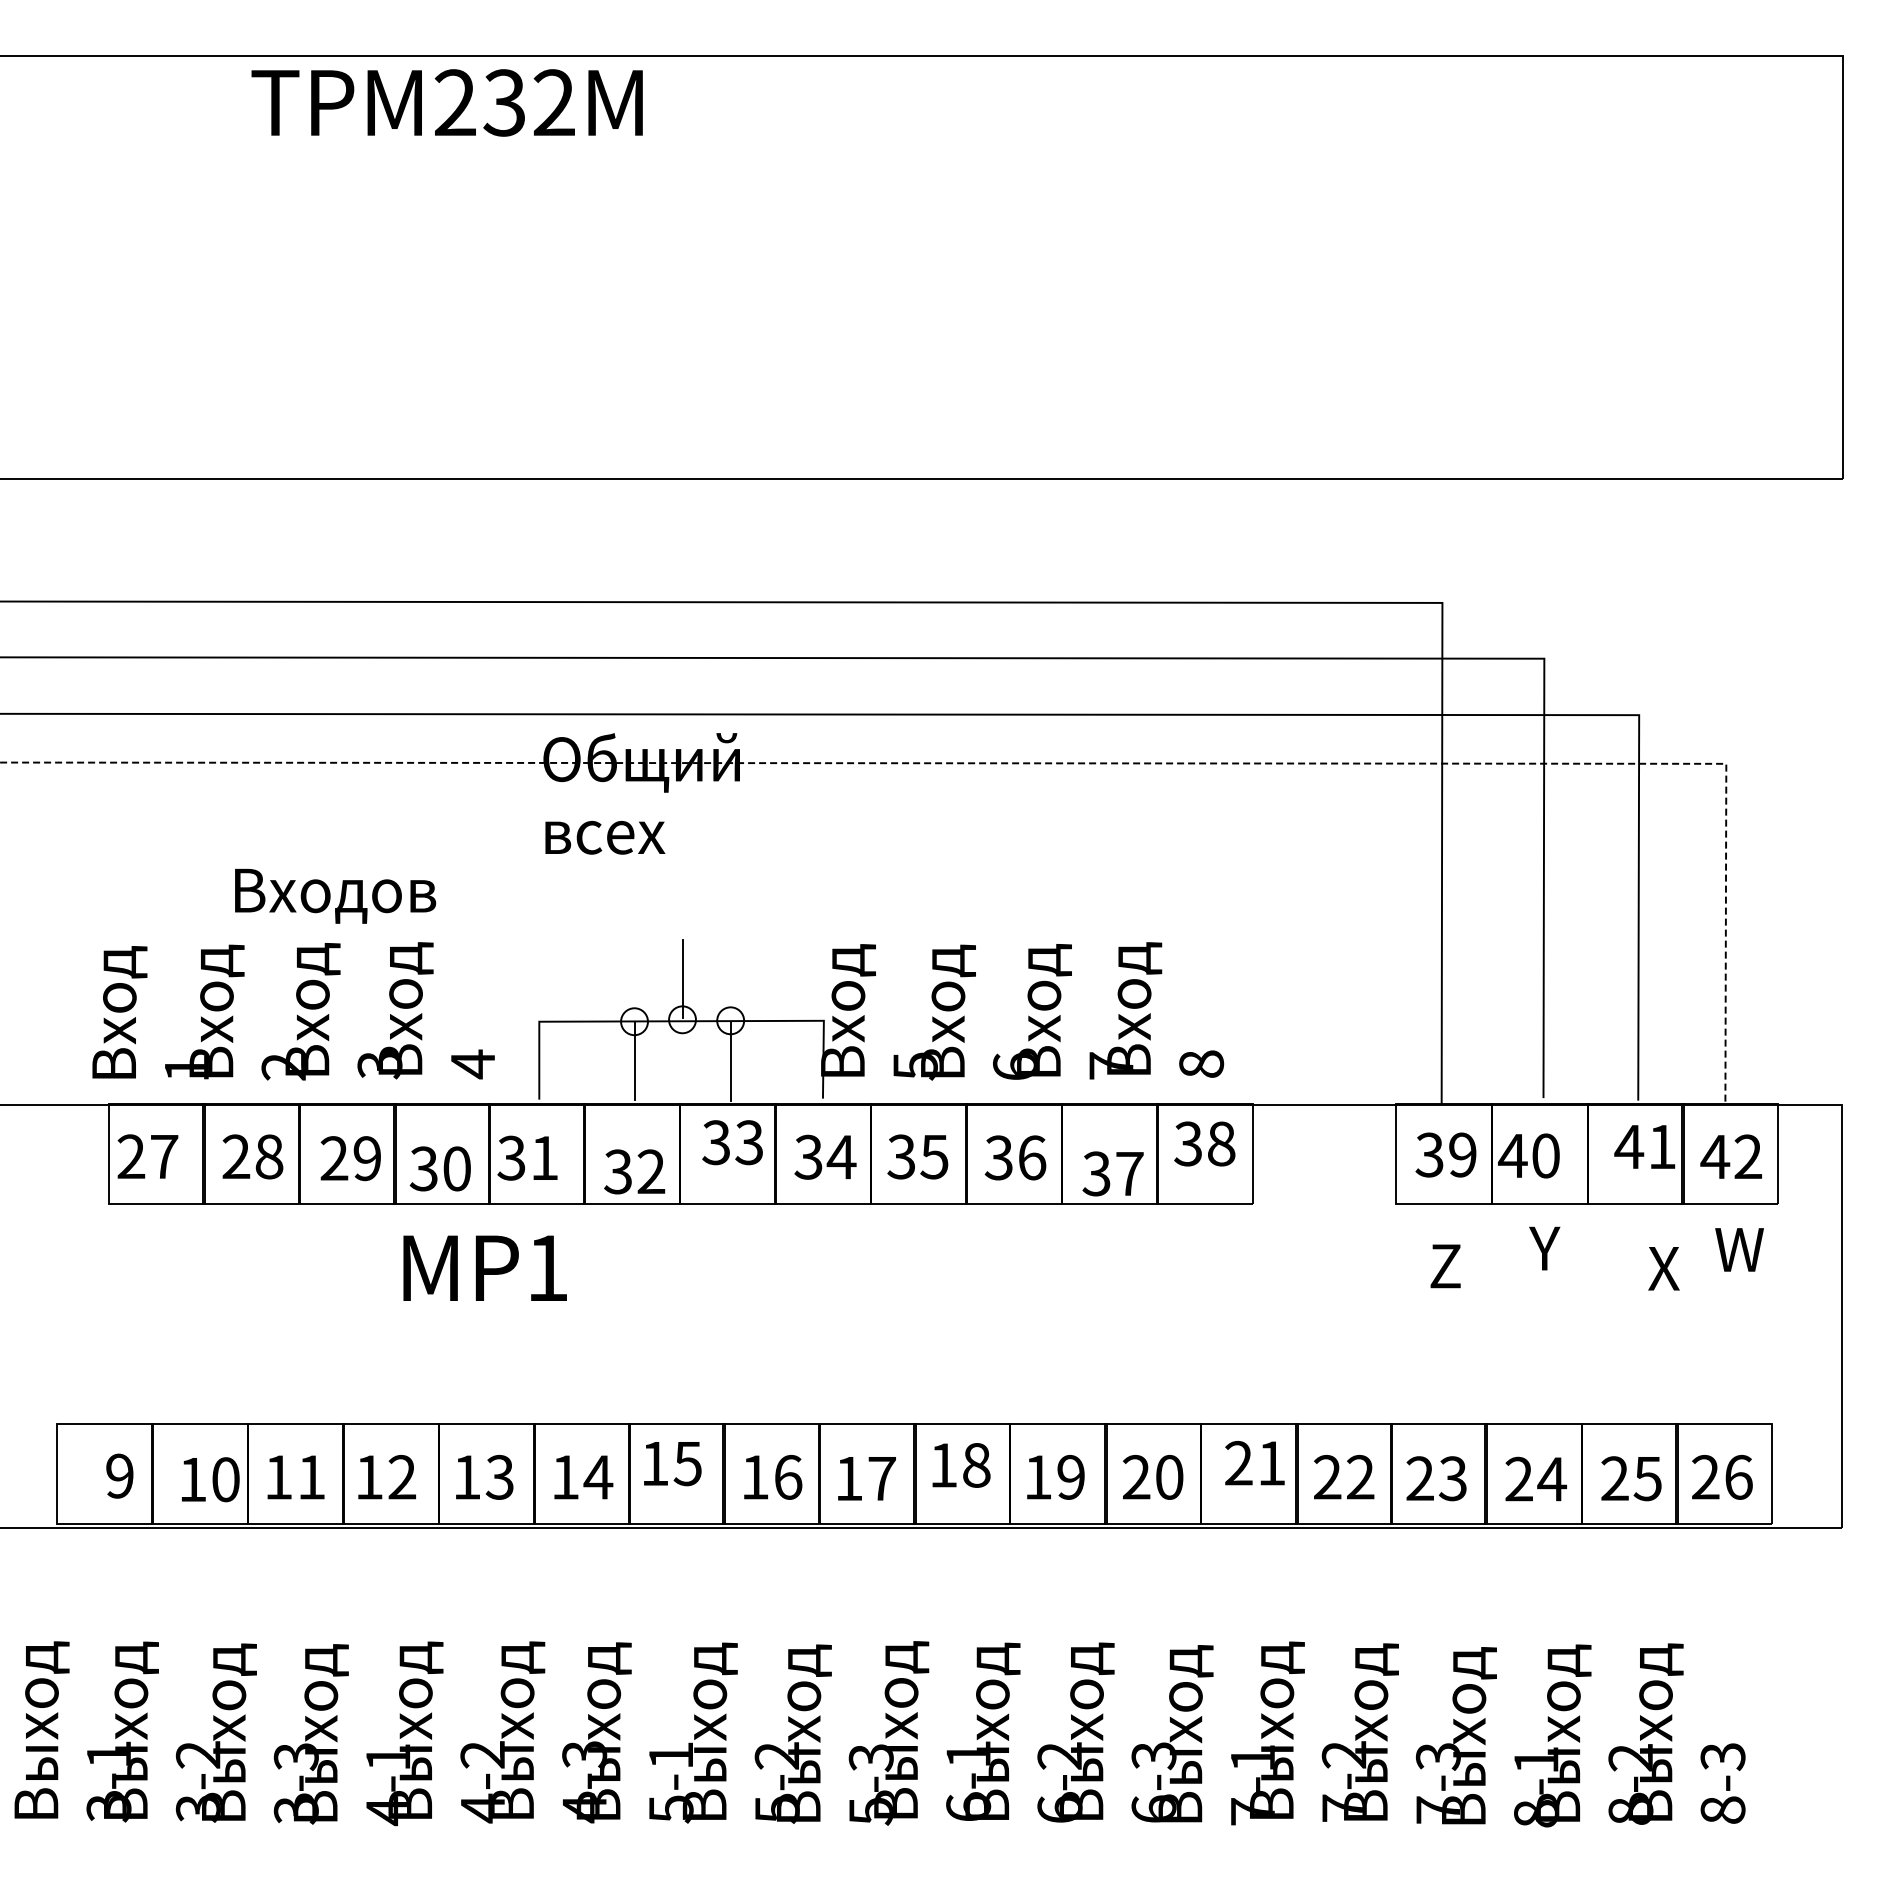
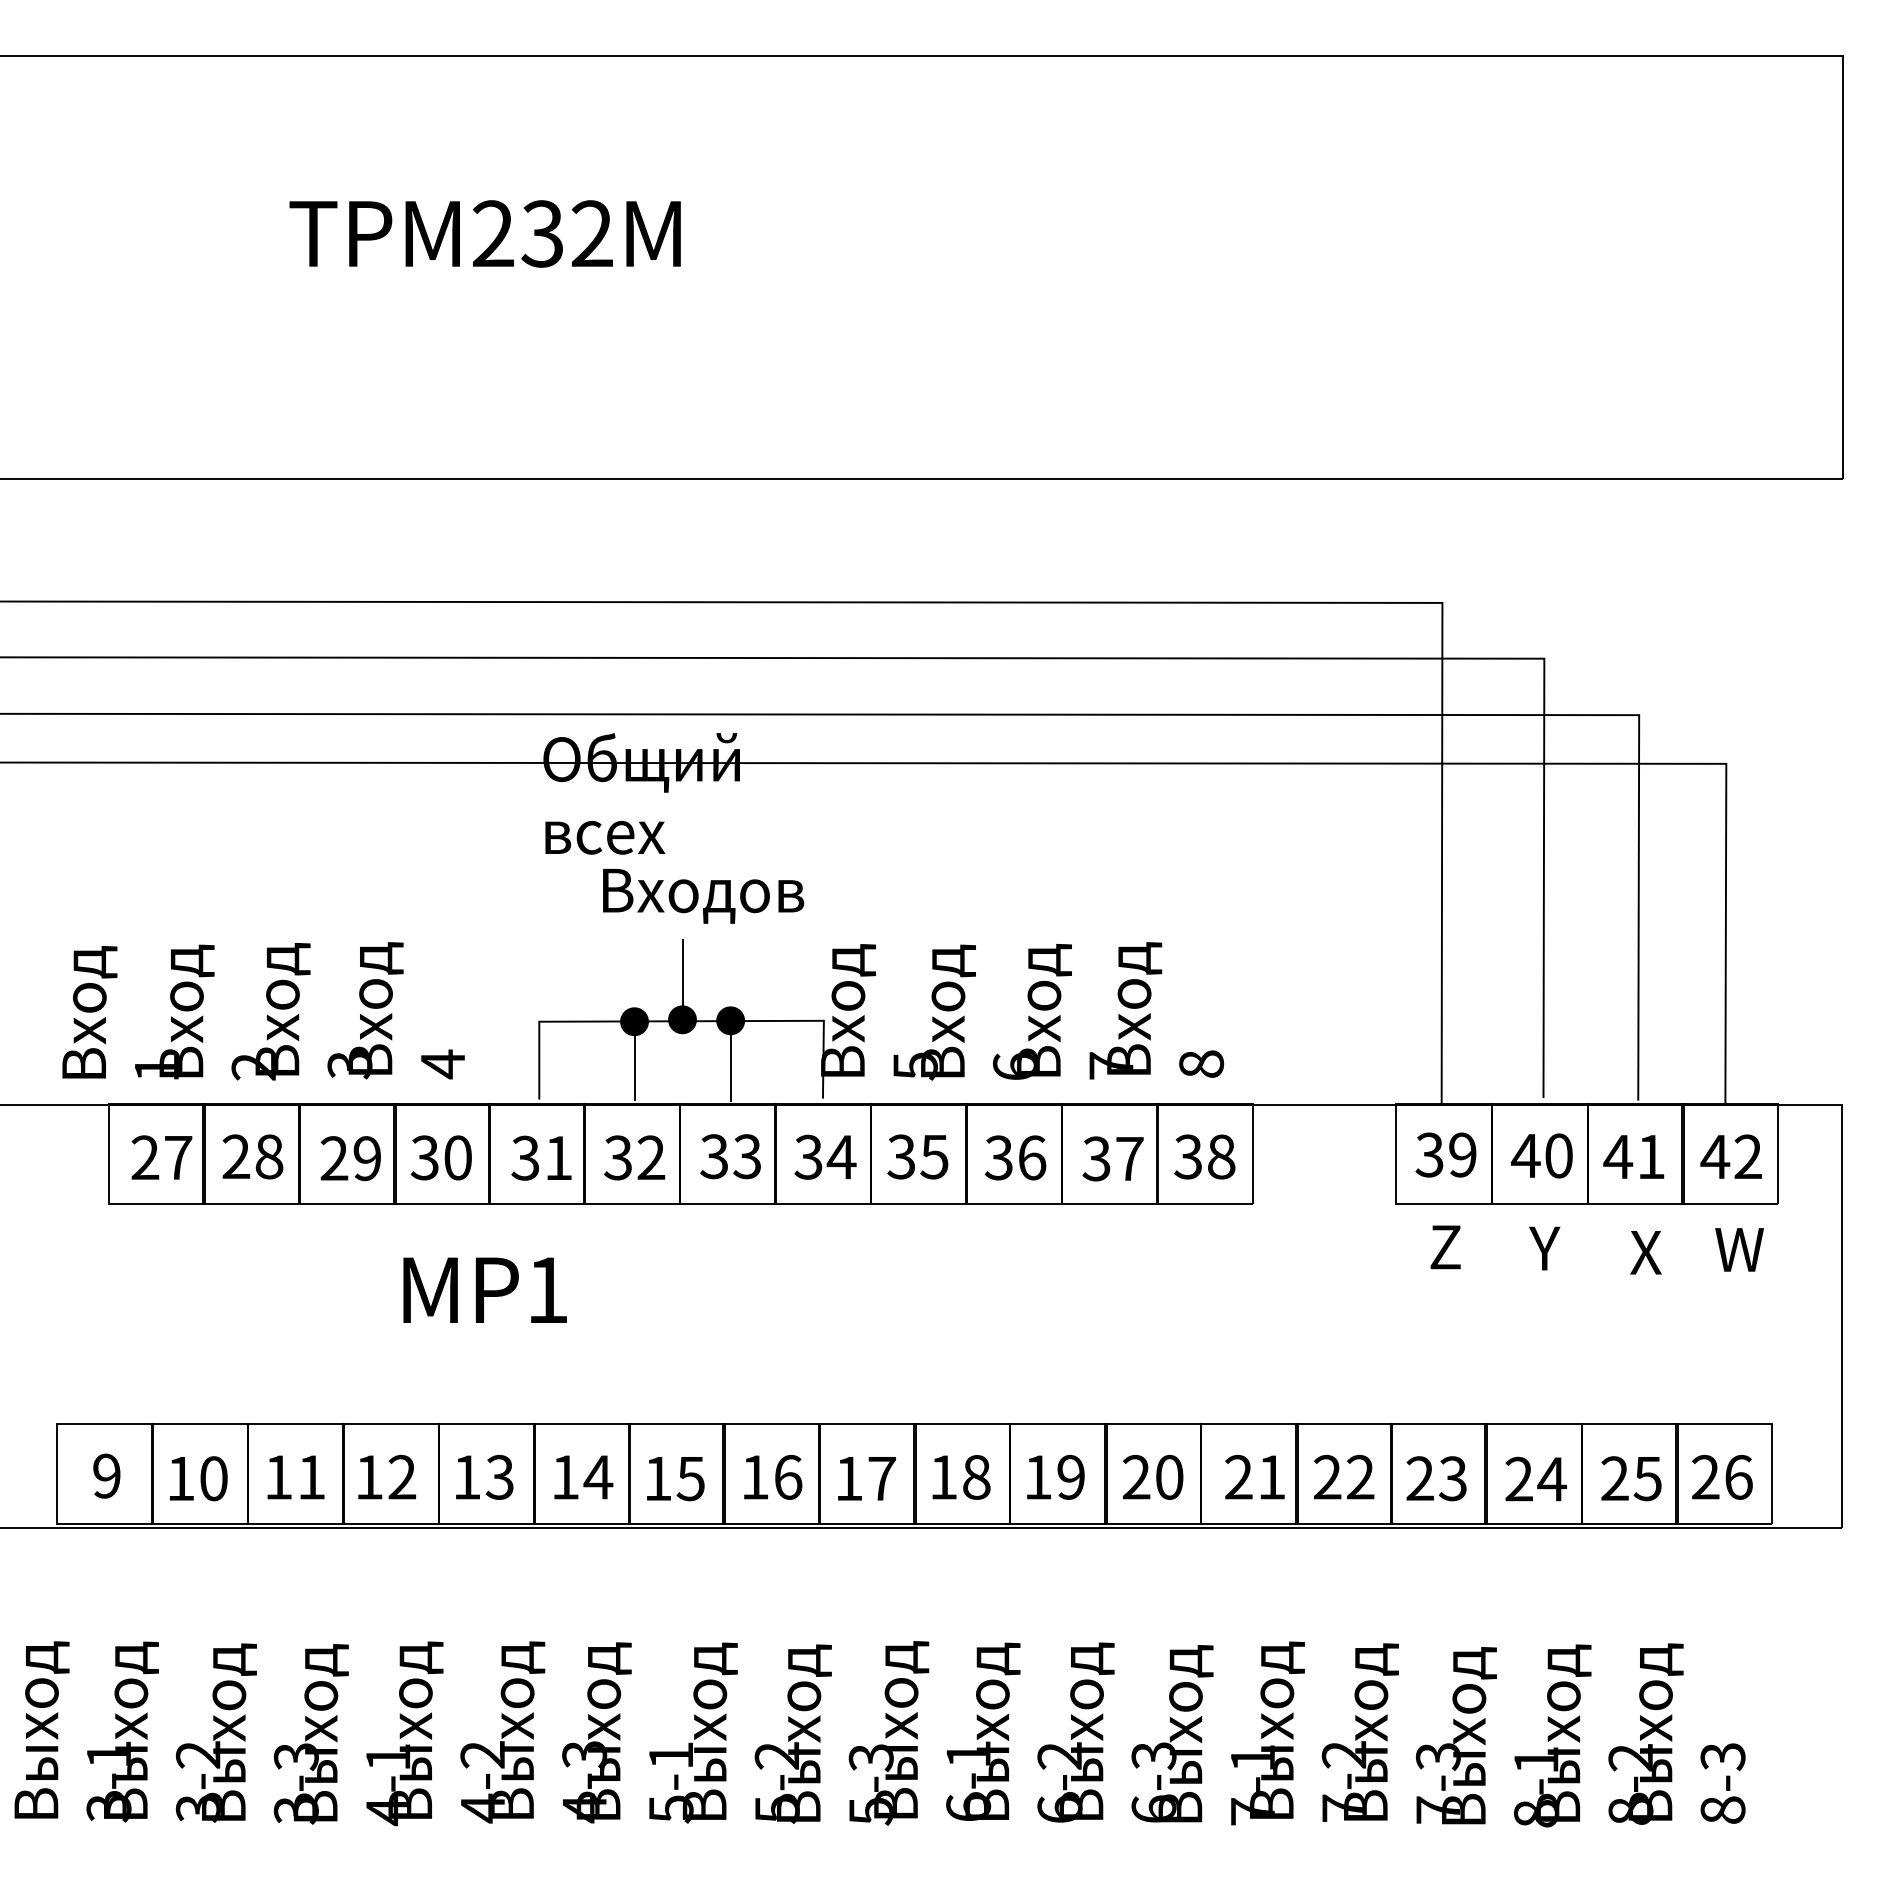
text position: (446, 102) -> (484, 233) (484, 233)
line: dashed -> solid (1034, 763)
text position: (335, 895) -> (703, 895) (703, 895)
text position: (293, 1011) -> (263, 1011) (263, 1011)
fill: none -> present (682, 1019)
fill: none -> present (730, 1020)
fill: none -> present (634, 1021)
text position: (732, 1142) -> (730, 1156) (730, 1156)
text position: (1204, 1143) -> (1204, 1156) (1204, 1156)
text position: (1644, 1146) -> (1633, 1156) (1633, 1156)
text position: (1528, 1155) -> (1541, 1155) (1541, 1155)
text position: (147, 1156) -> (161, 1157) (161, 1157)
text position: (527, 1157) -> (541, 1157) (541, 1157)
text position: (439, 1168) -> (440, 1157) (440, 1157)
text position: (634, 1171) -> (634, 1157) (634, 1157)
text position: (1112, 1173) -> (1112, 1158) (1112, 1158)
text position: (1445, 1266) -> (1445, 1247) (1445, 1247)
text position: (484, 1267) -> (484, 1289) (484, 1289)
text position: (1663, 1268) -> (1645, 1252) (1645, 1252)
text position: (1254, 1463) -> (1254, 1477) (1254, 1477)
text position: (672, 1464) -> (675, 1479) (675, 1479)
text position: (961, 1465) -> (961, 1477) (961, 1477)
text position: (119, 1475) -> (106, 1475) (106, 1475)
text position: (210, 1479) -> (198, 1478) (198, 1478)
